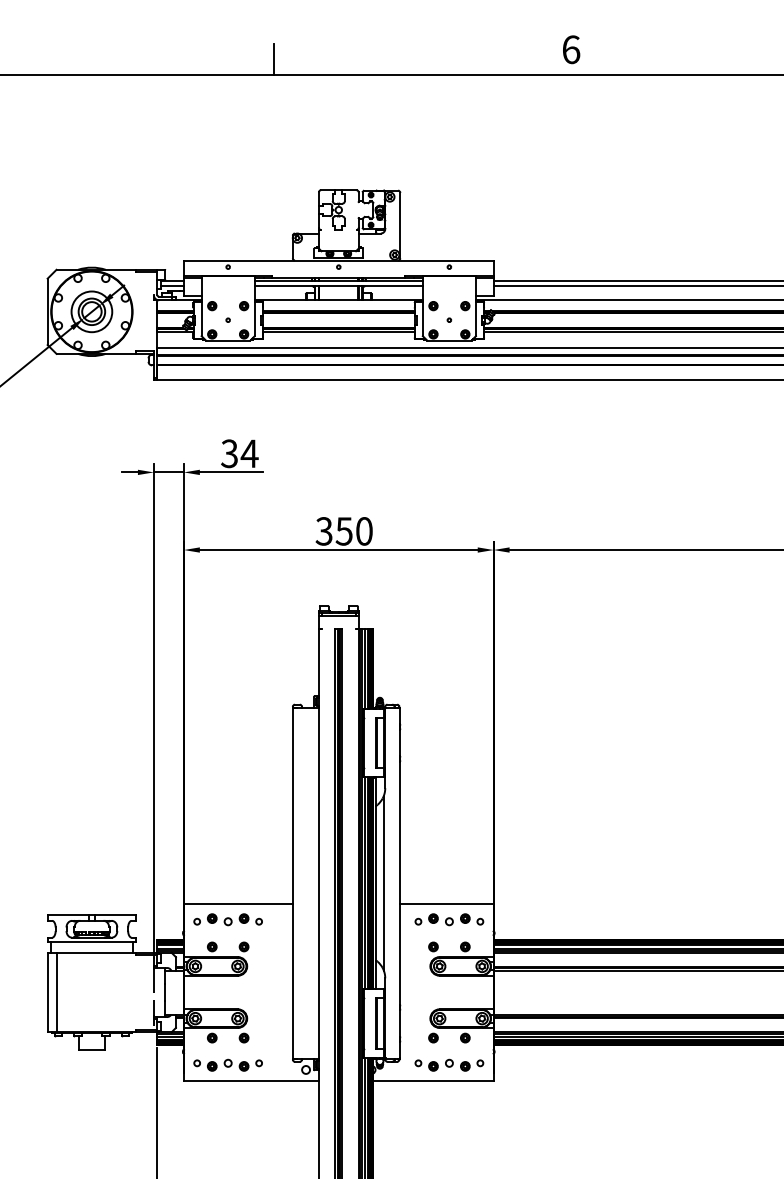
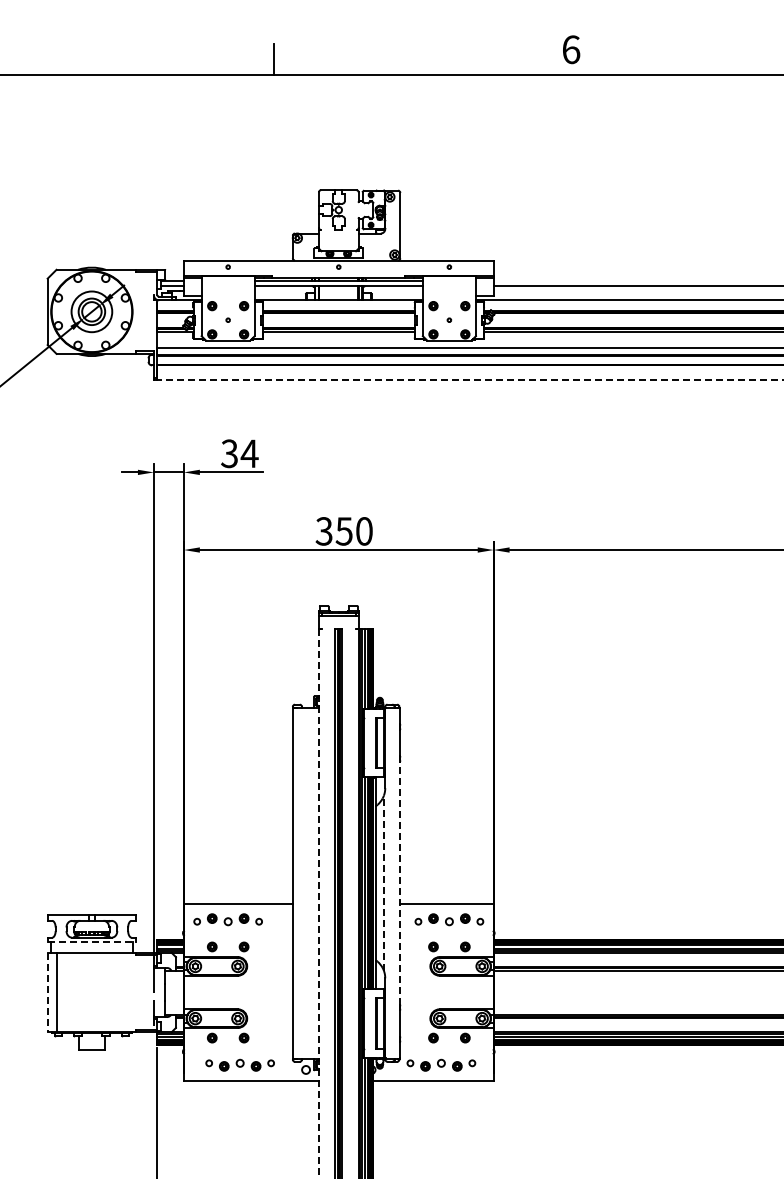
line: present -> none (636, 280)
line: solid -> dashed (470, 379)
line: solid -> dashed (400, 882)
line: solid -> dashed (383, 883)
line: solid -> dashed (318, 903)
line: solid -> dashed (92, 942)
line: solid -> dashed (47, 992)
part position: (227, 1064) -> (239, 1064) (239, 1064)
part position: (449, 1064) -> (441, 1064) (441, 1064)
